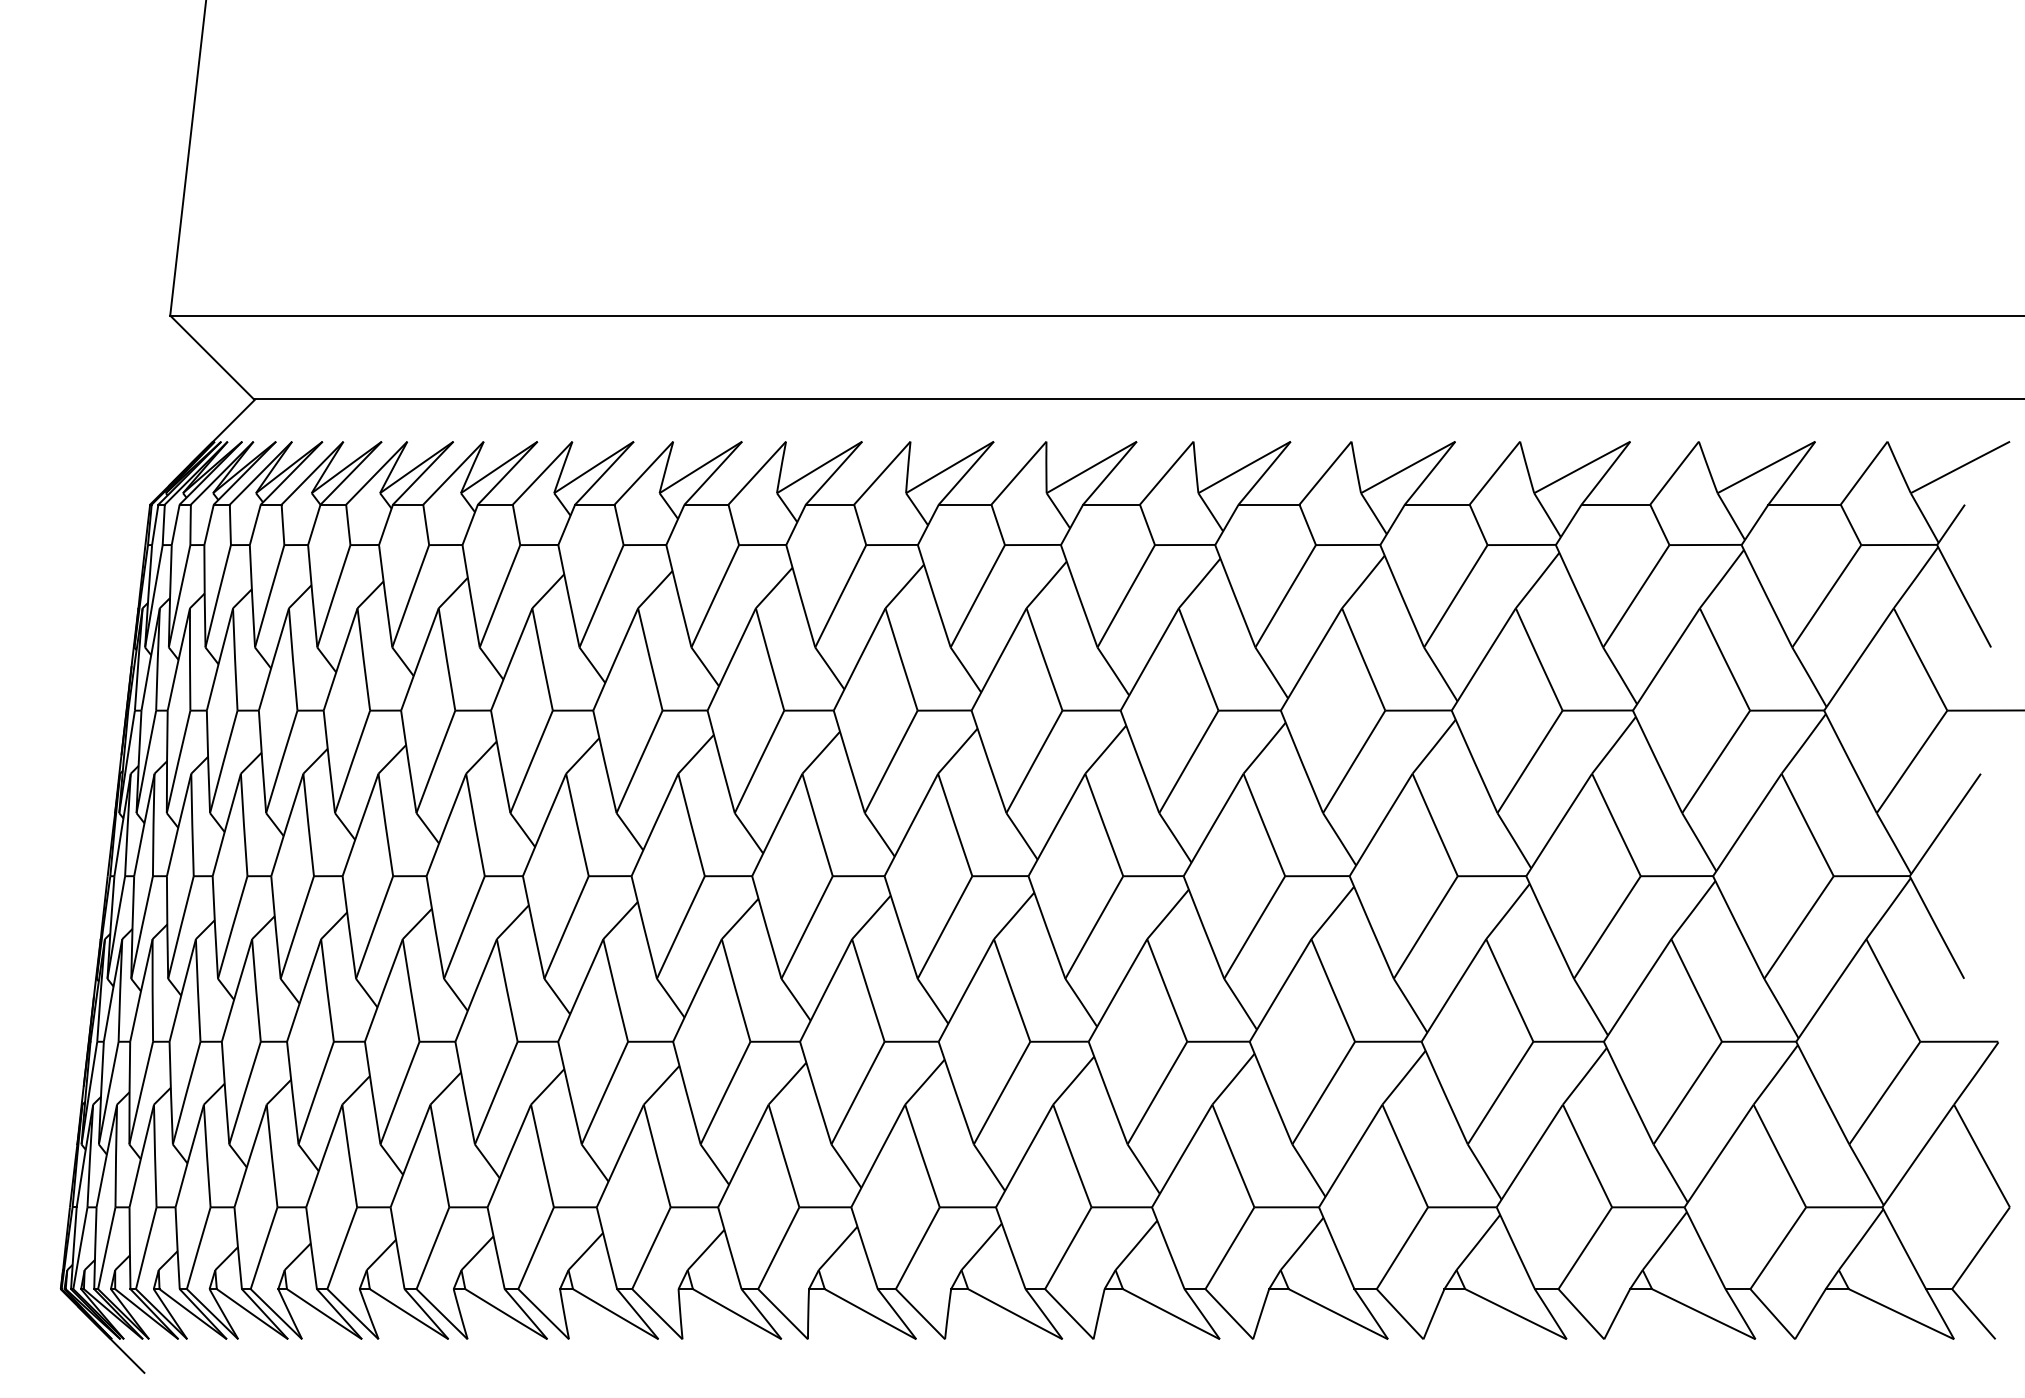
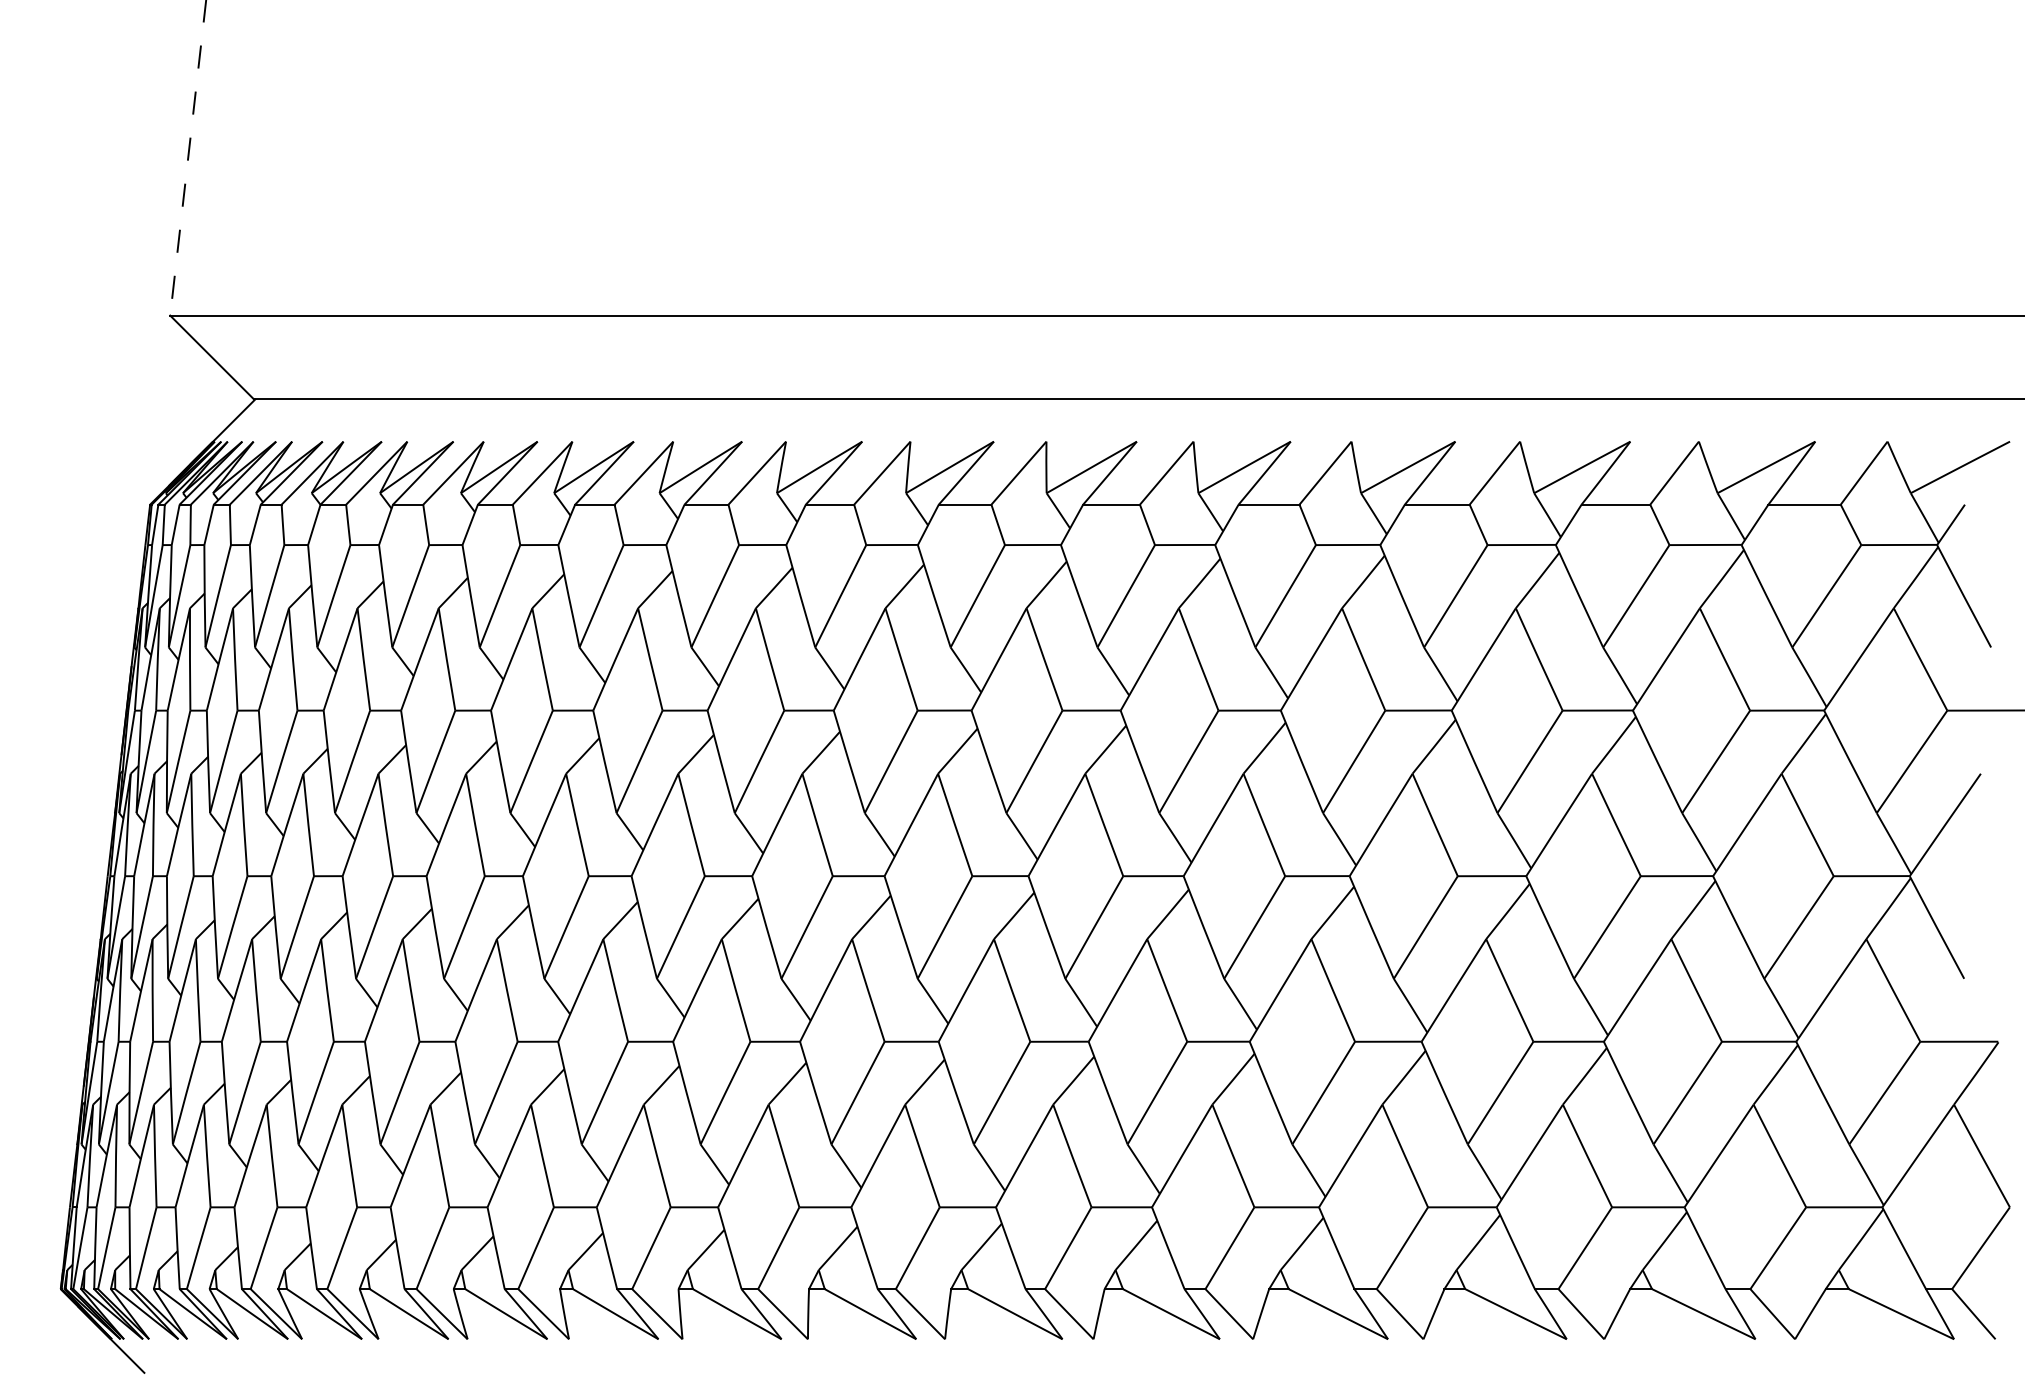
line: solid -> dashed (188, 158)
